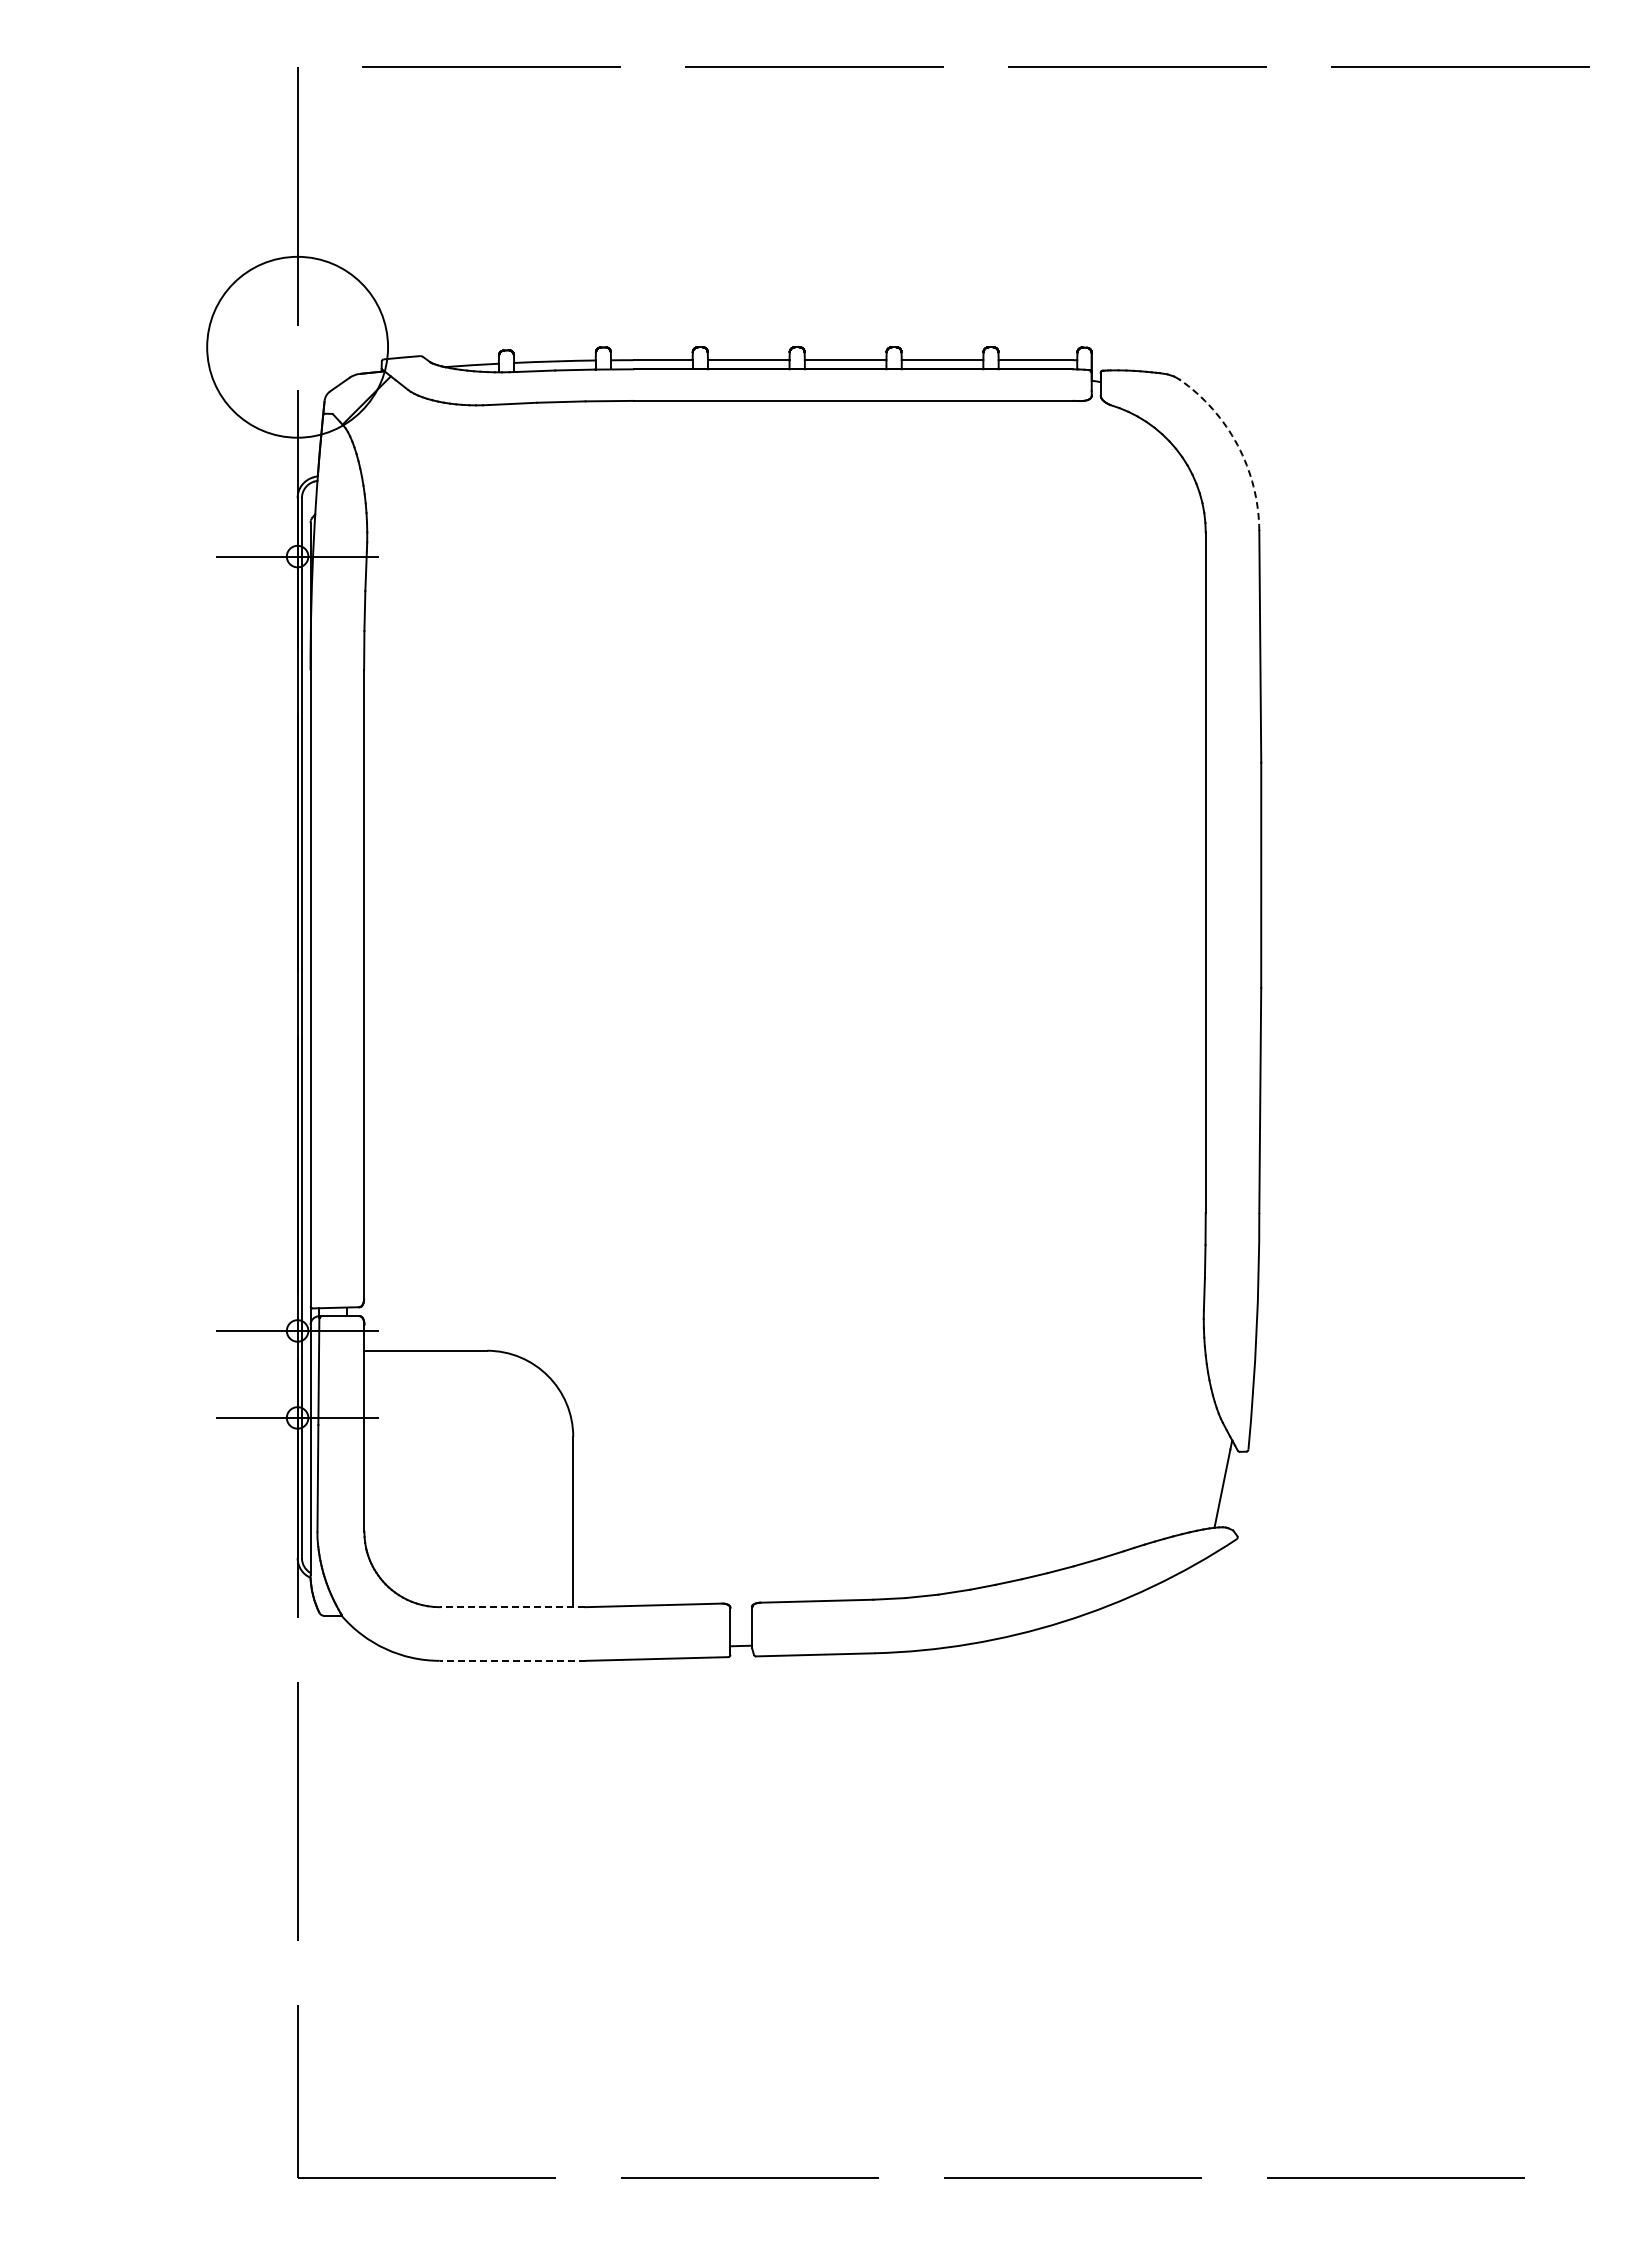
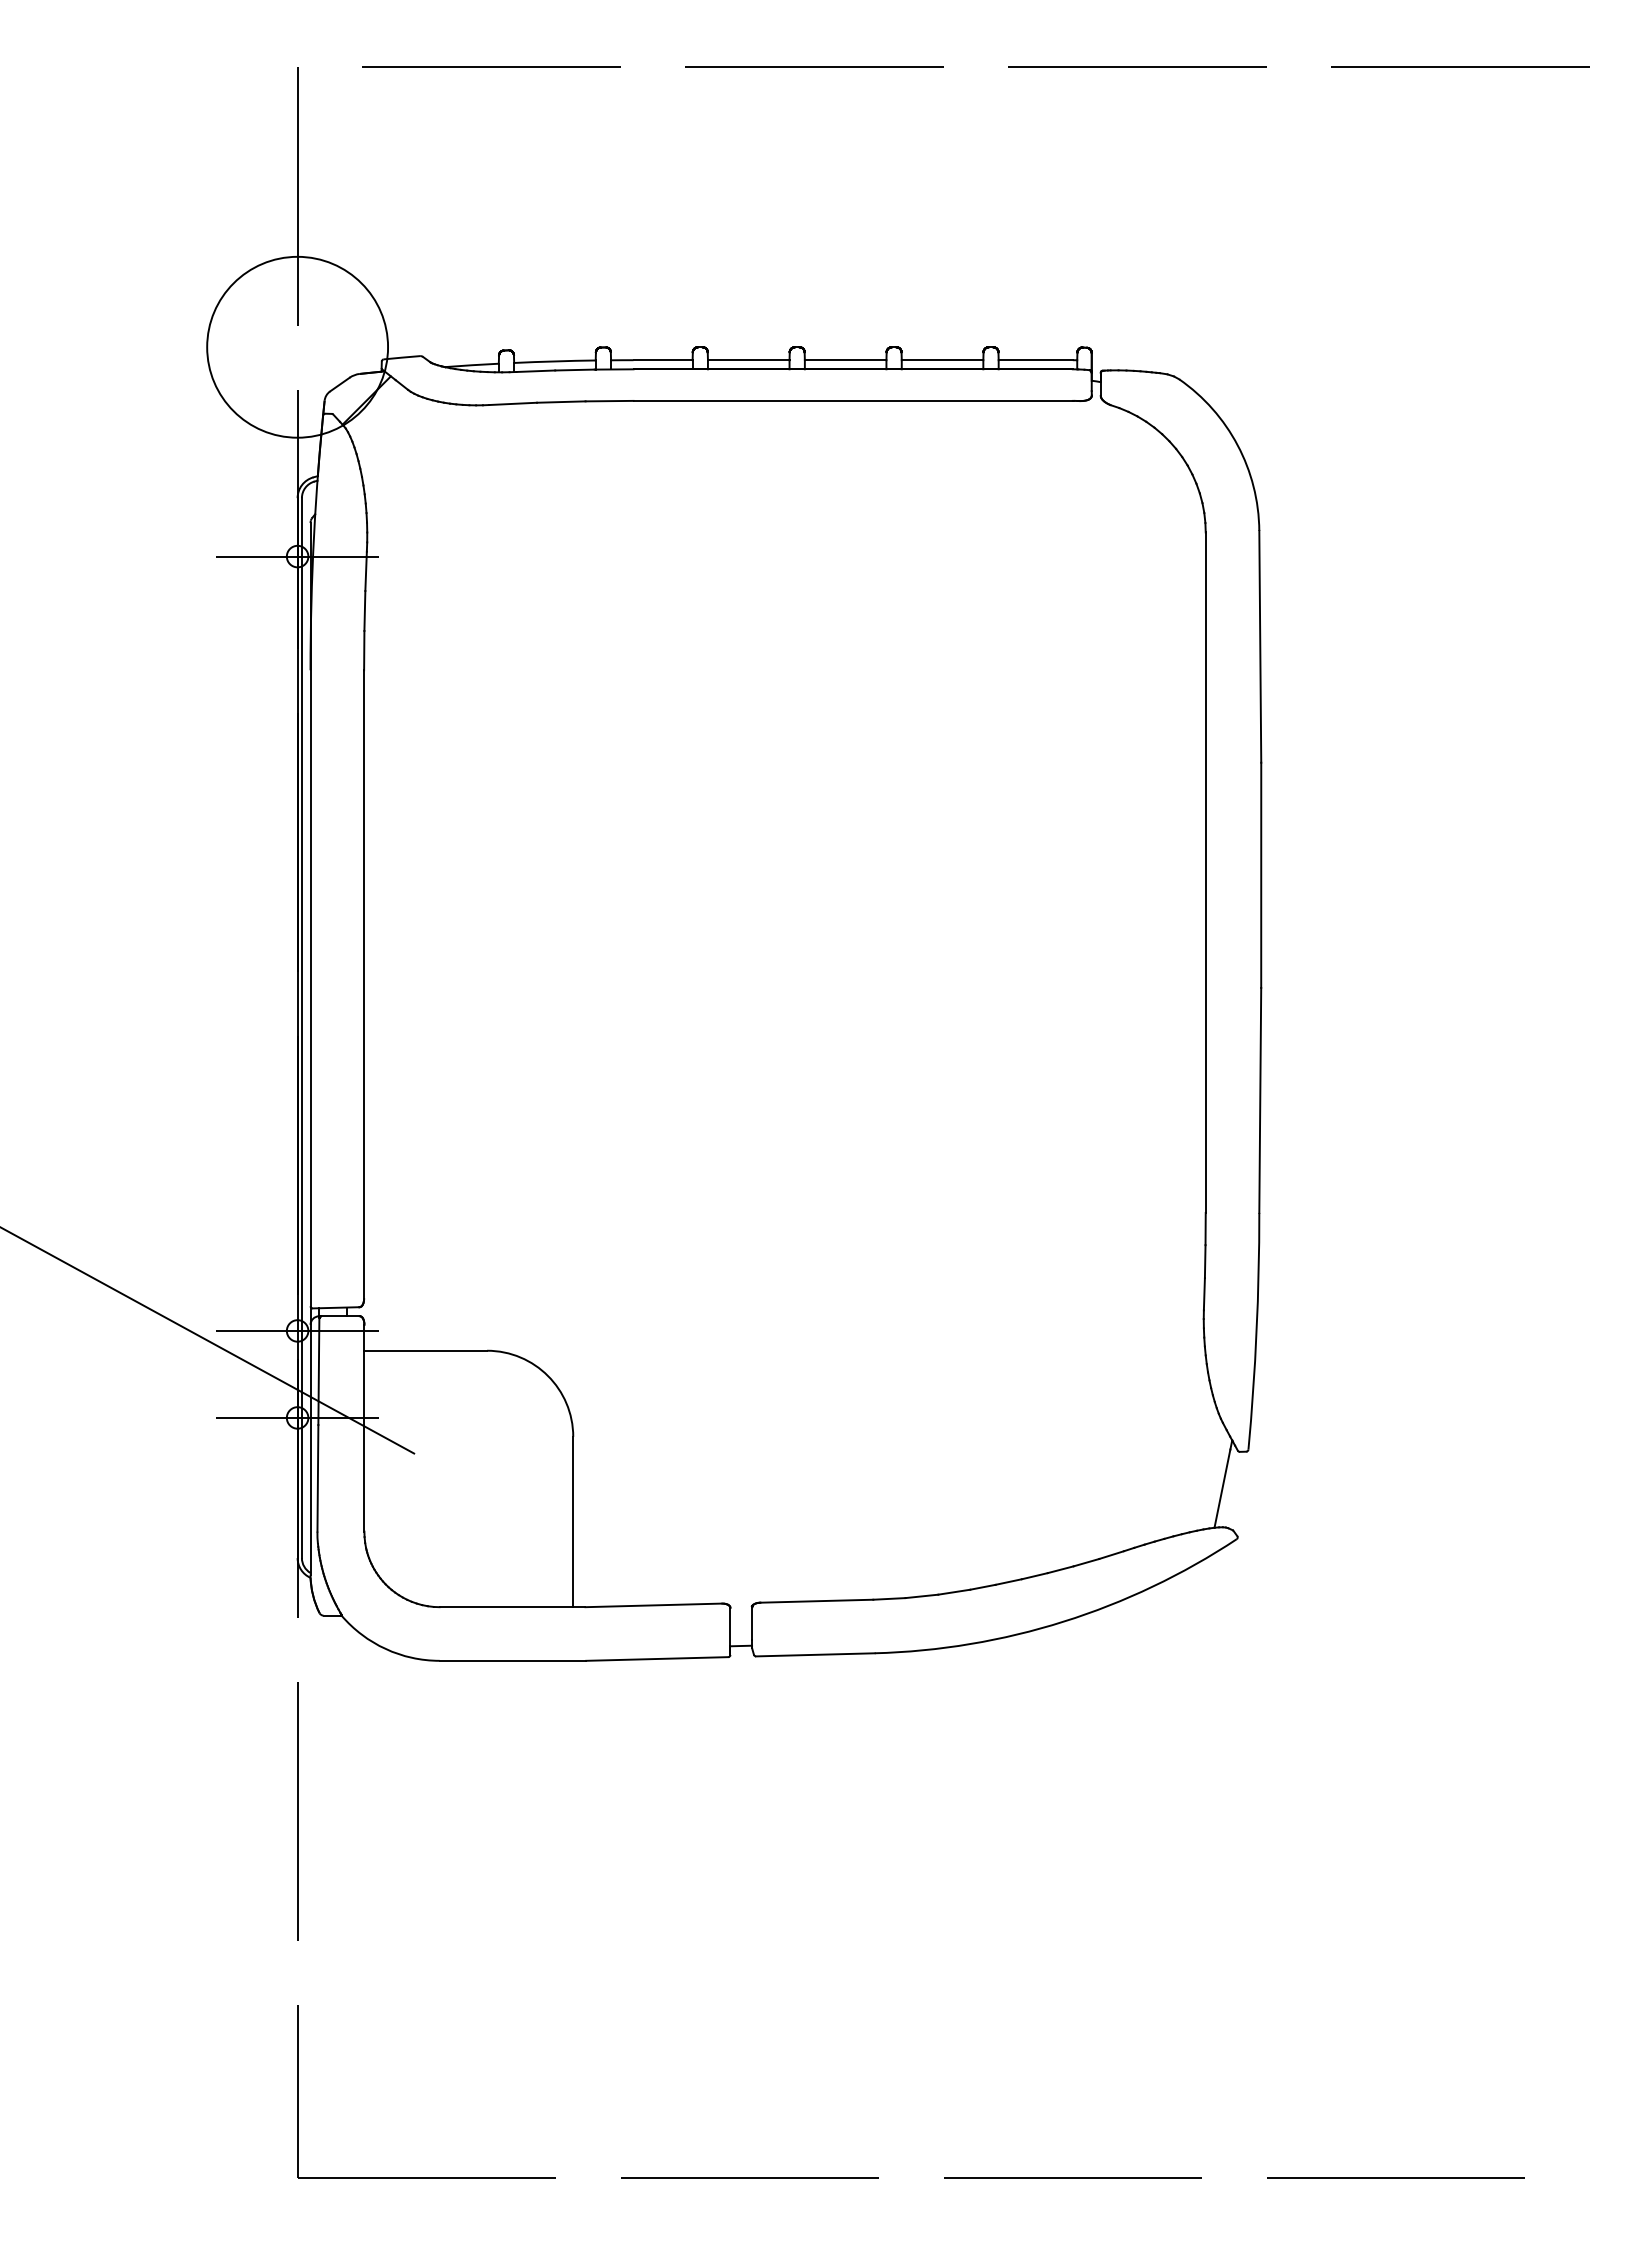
arc: dashed -> solid (1237, 445)
line: none -> present (208, 1340)
line: dashed -> solid (512, 1607)
line: dashed -> solid (512, 1660)
